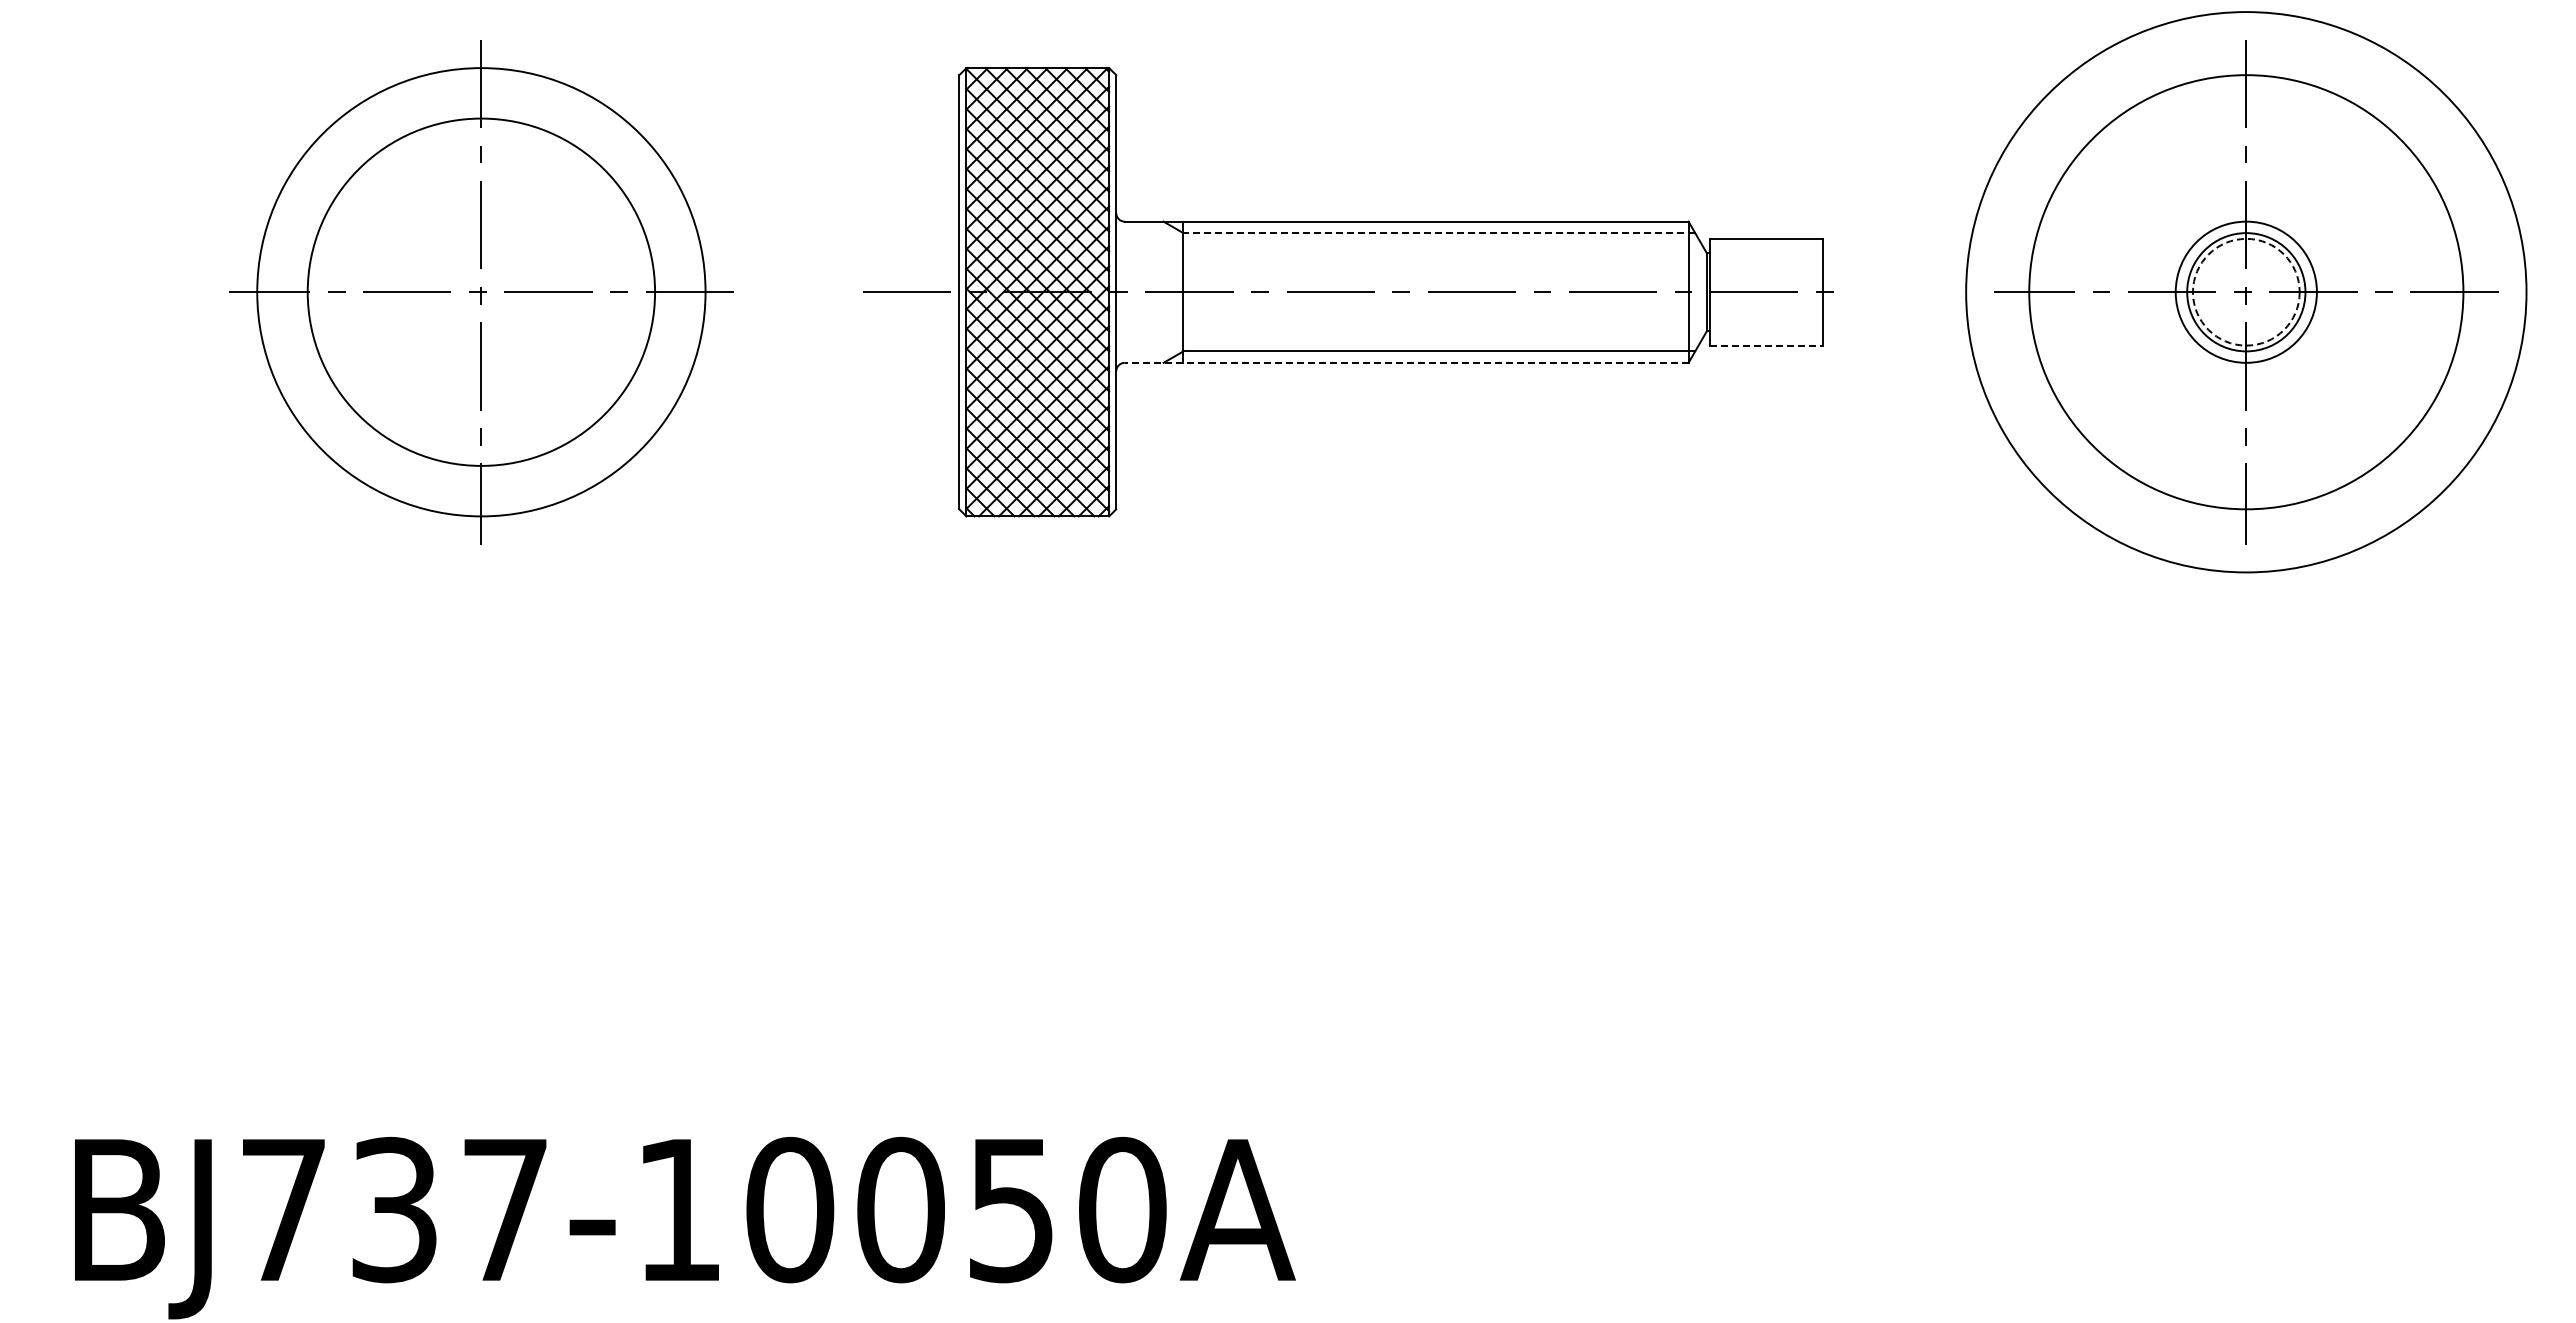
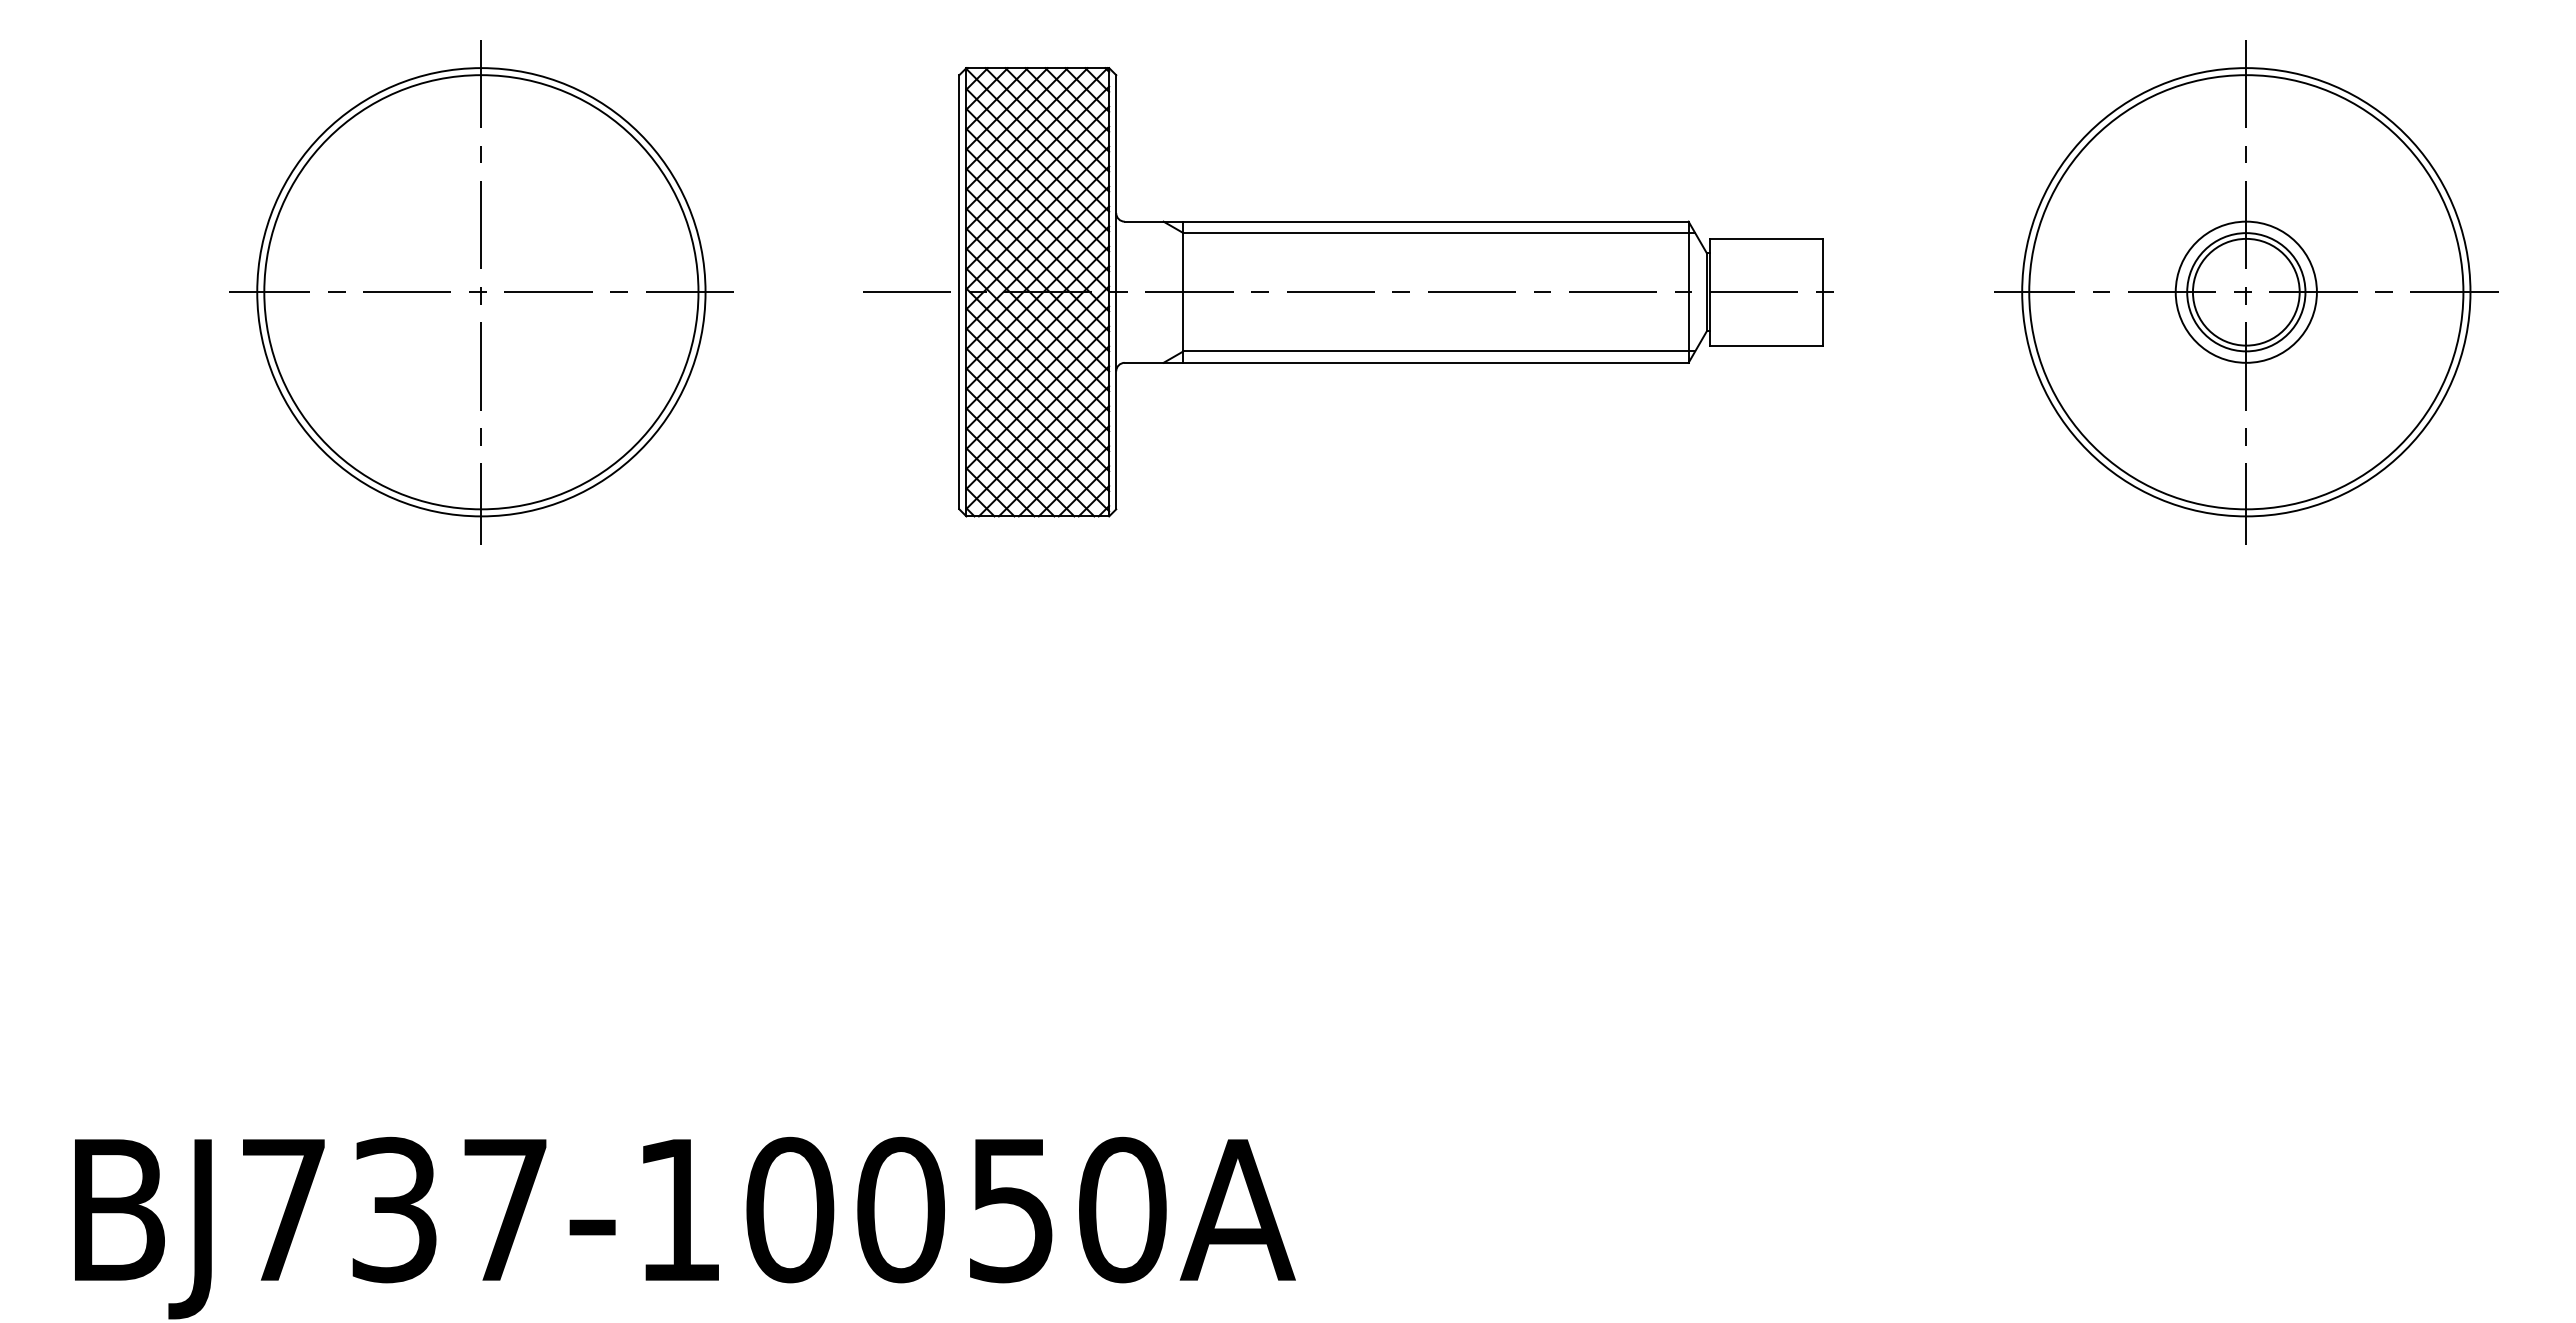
line: dashed -> solid (1439, 233)
circle diameter: 347 px -> 434 px (481, 292)
circle: dashed -> solid (2245, 291)
circle diameter: 560 px -> 448 px (2246, 292)
line: dashed -> solid (1766, 345)
line: dashed -> solid (1406, 362)
